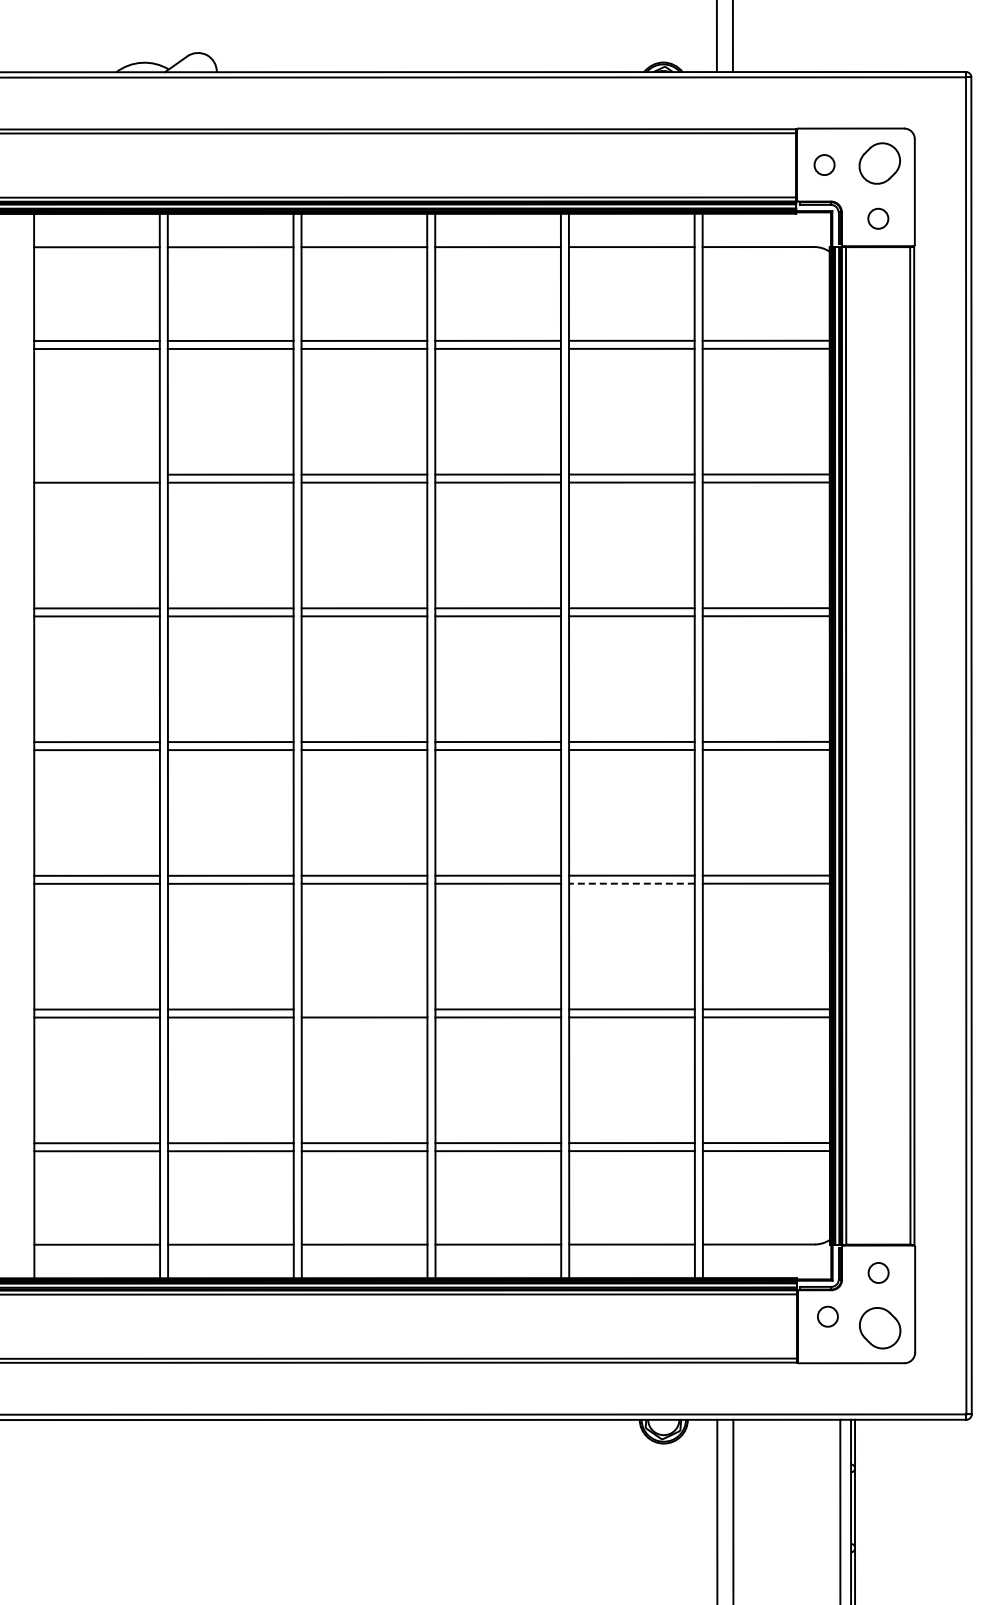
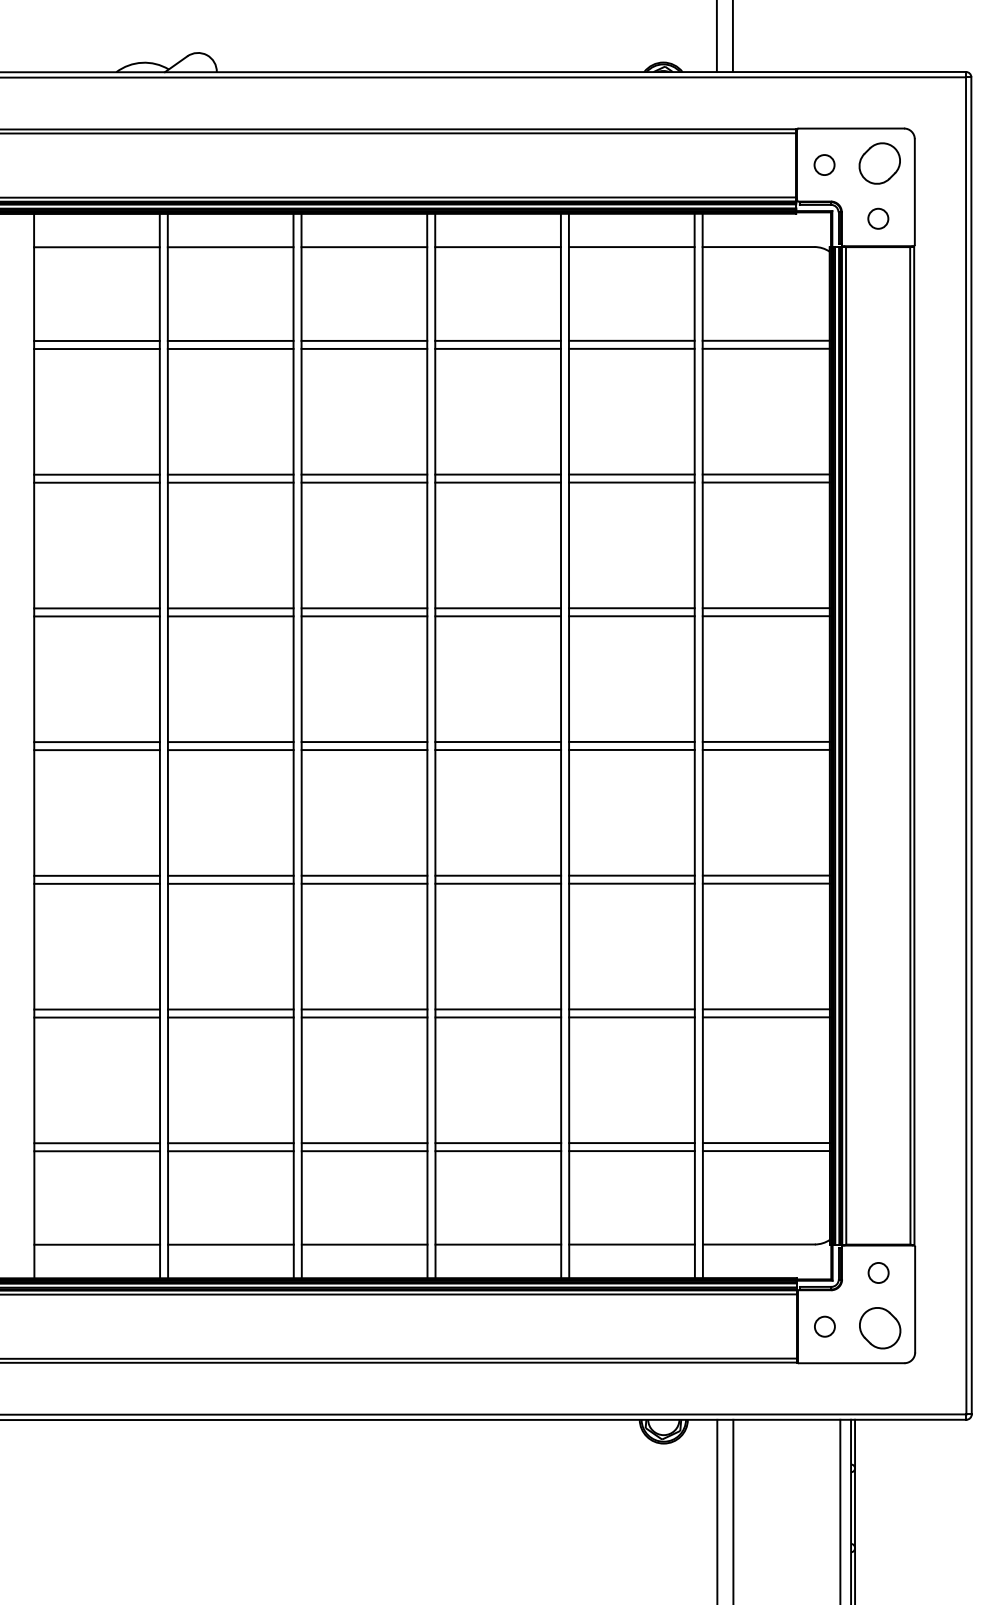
line: none -> present (96, 474)
line: dashed -> solid (631, 883)
line: none -> present (364, 1009)
circle position: (827, 1316) -> (824, 1326) (824, 1326)
